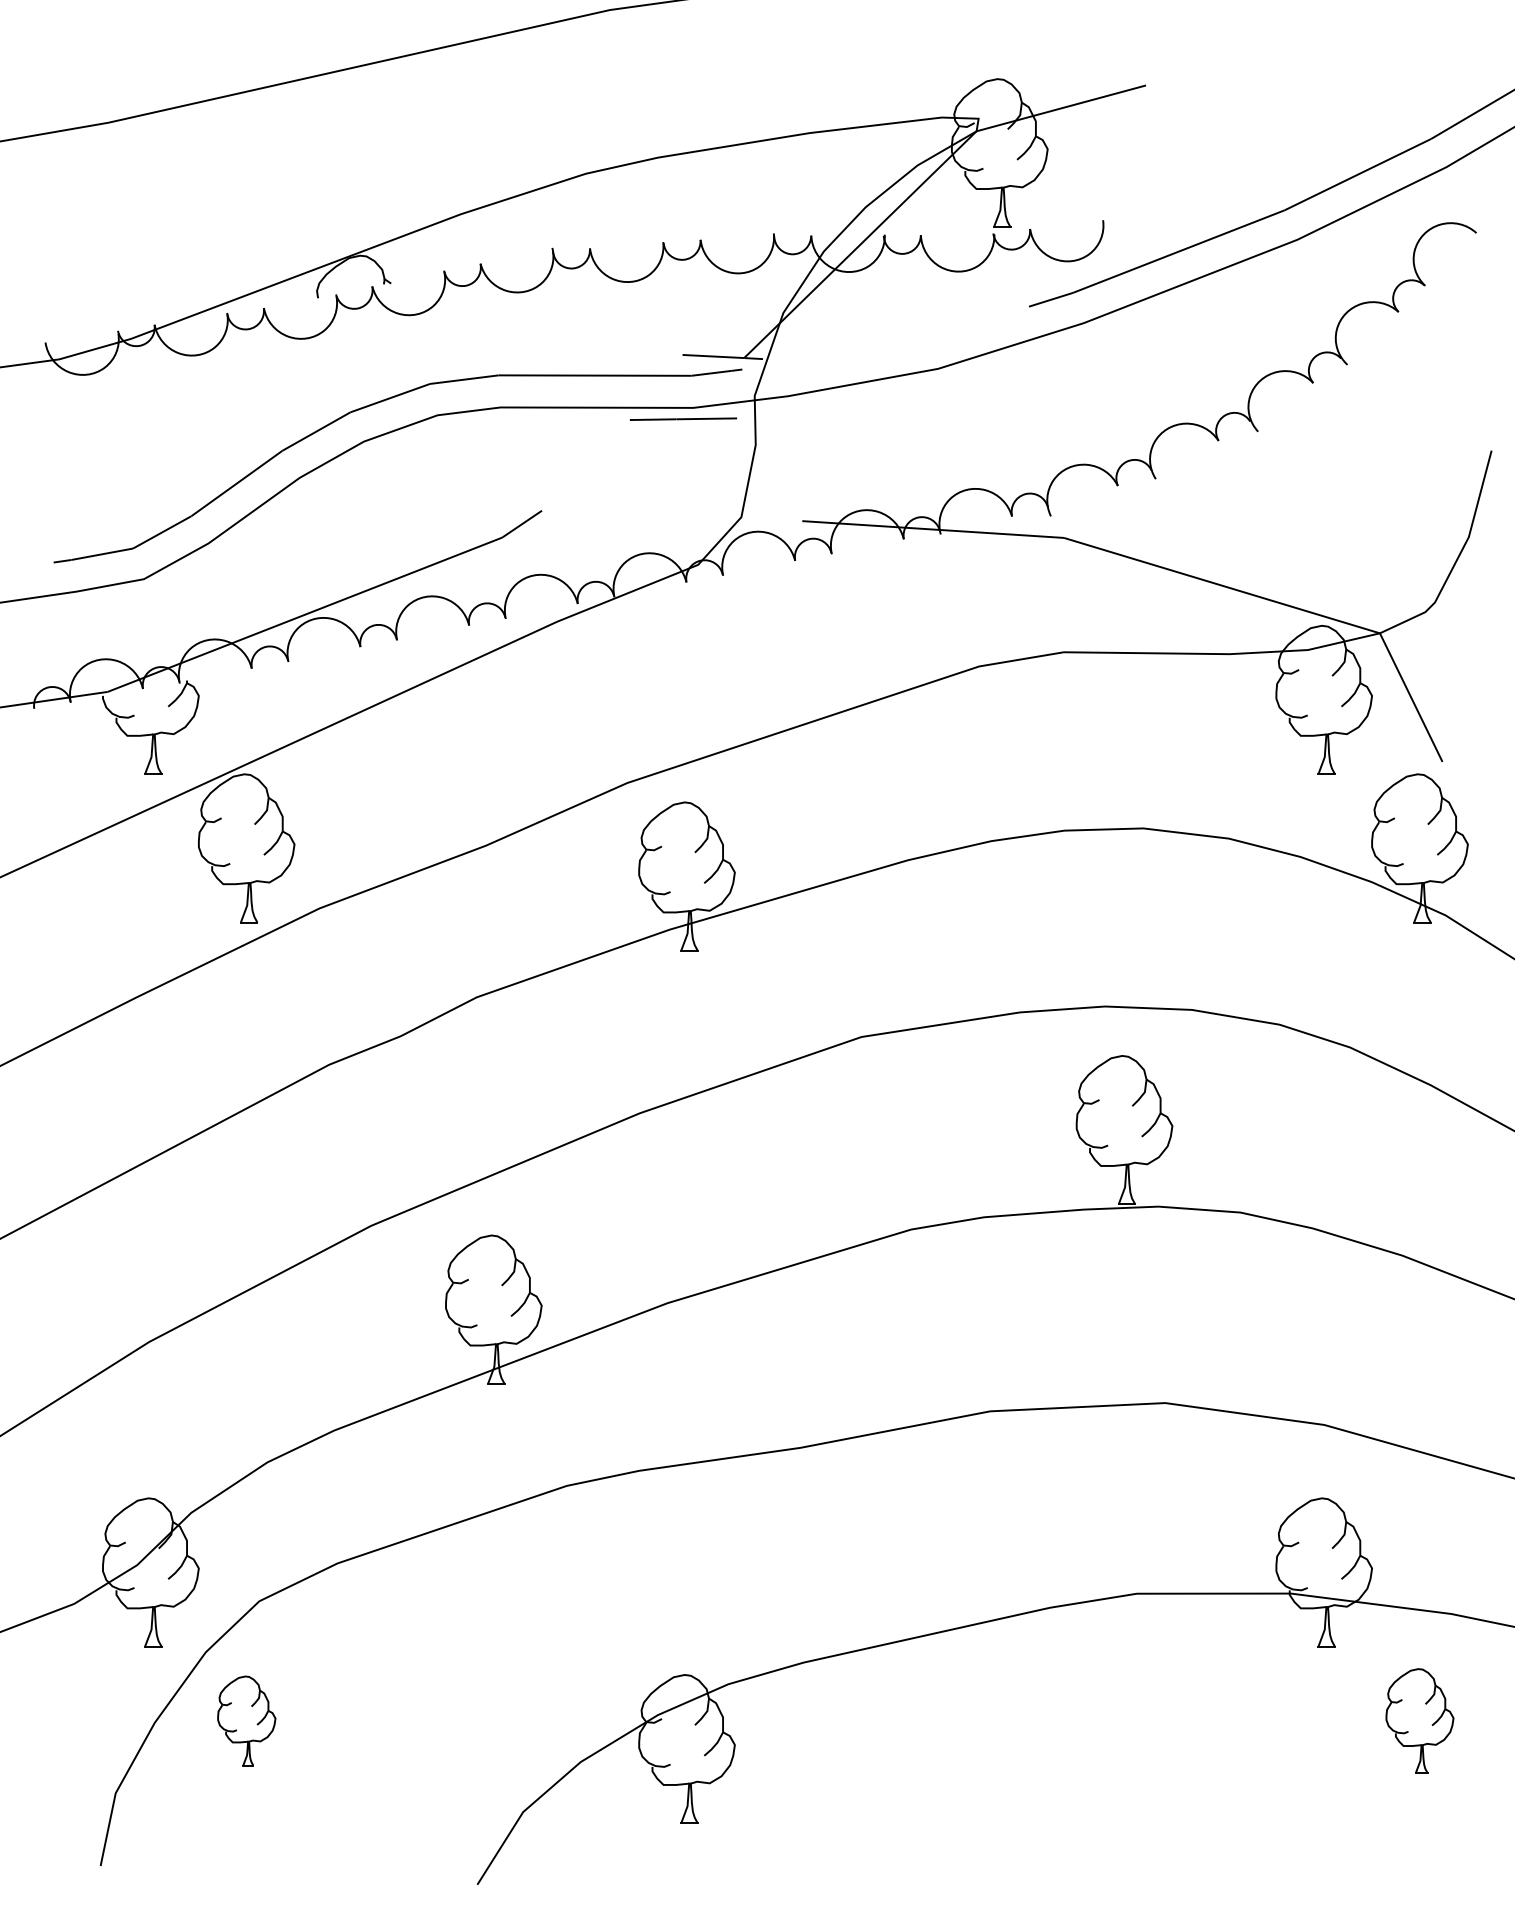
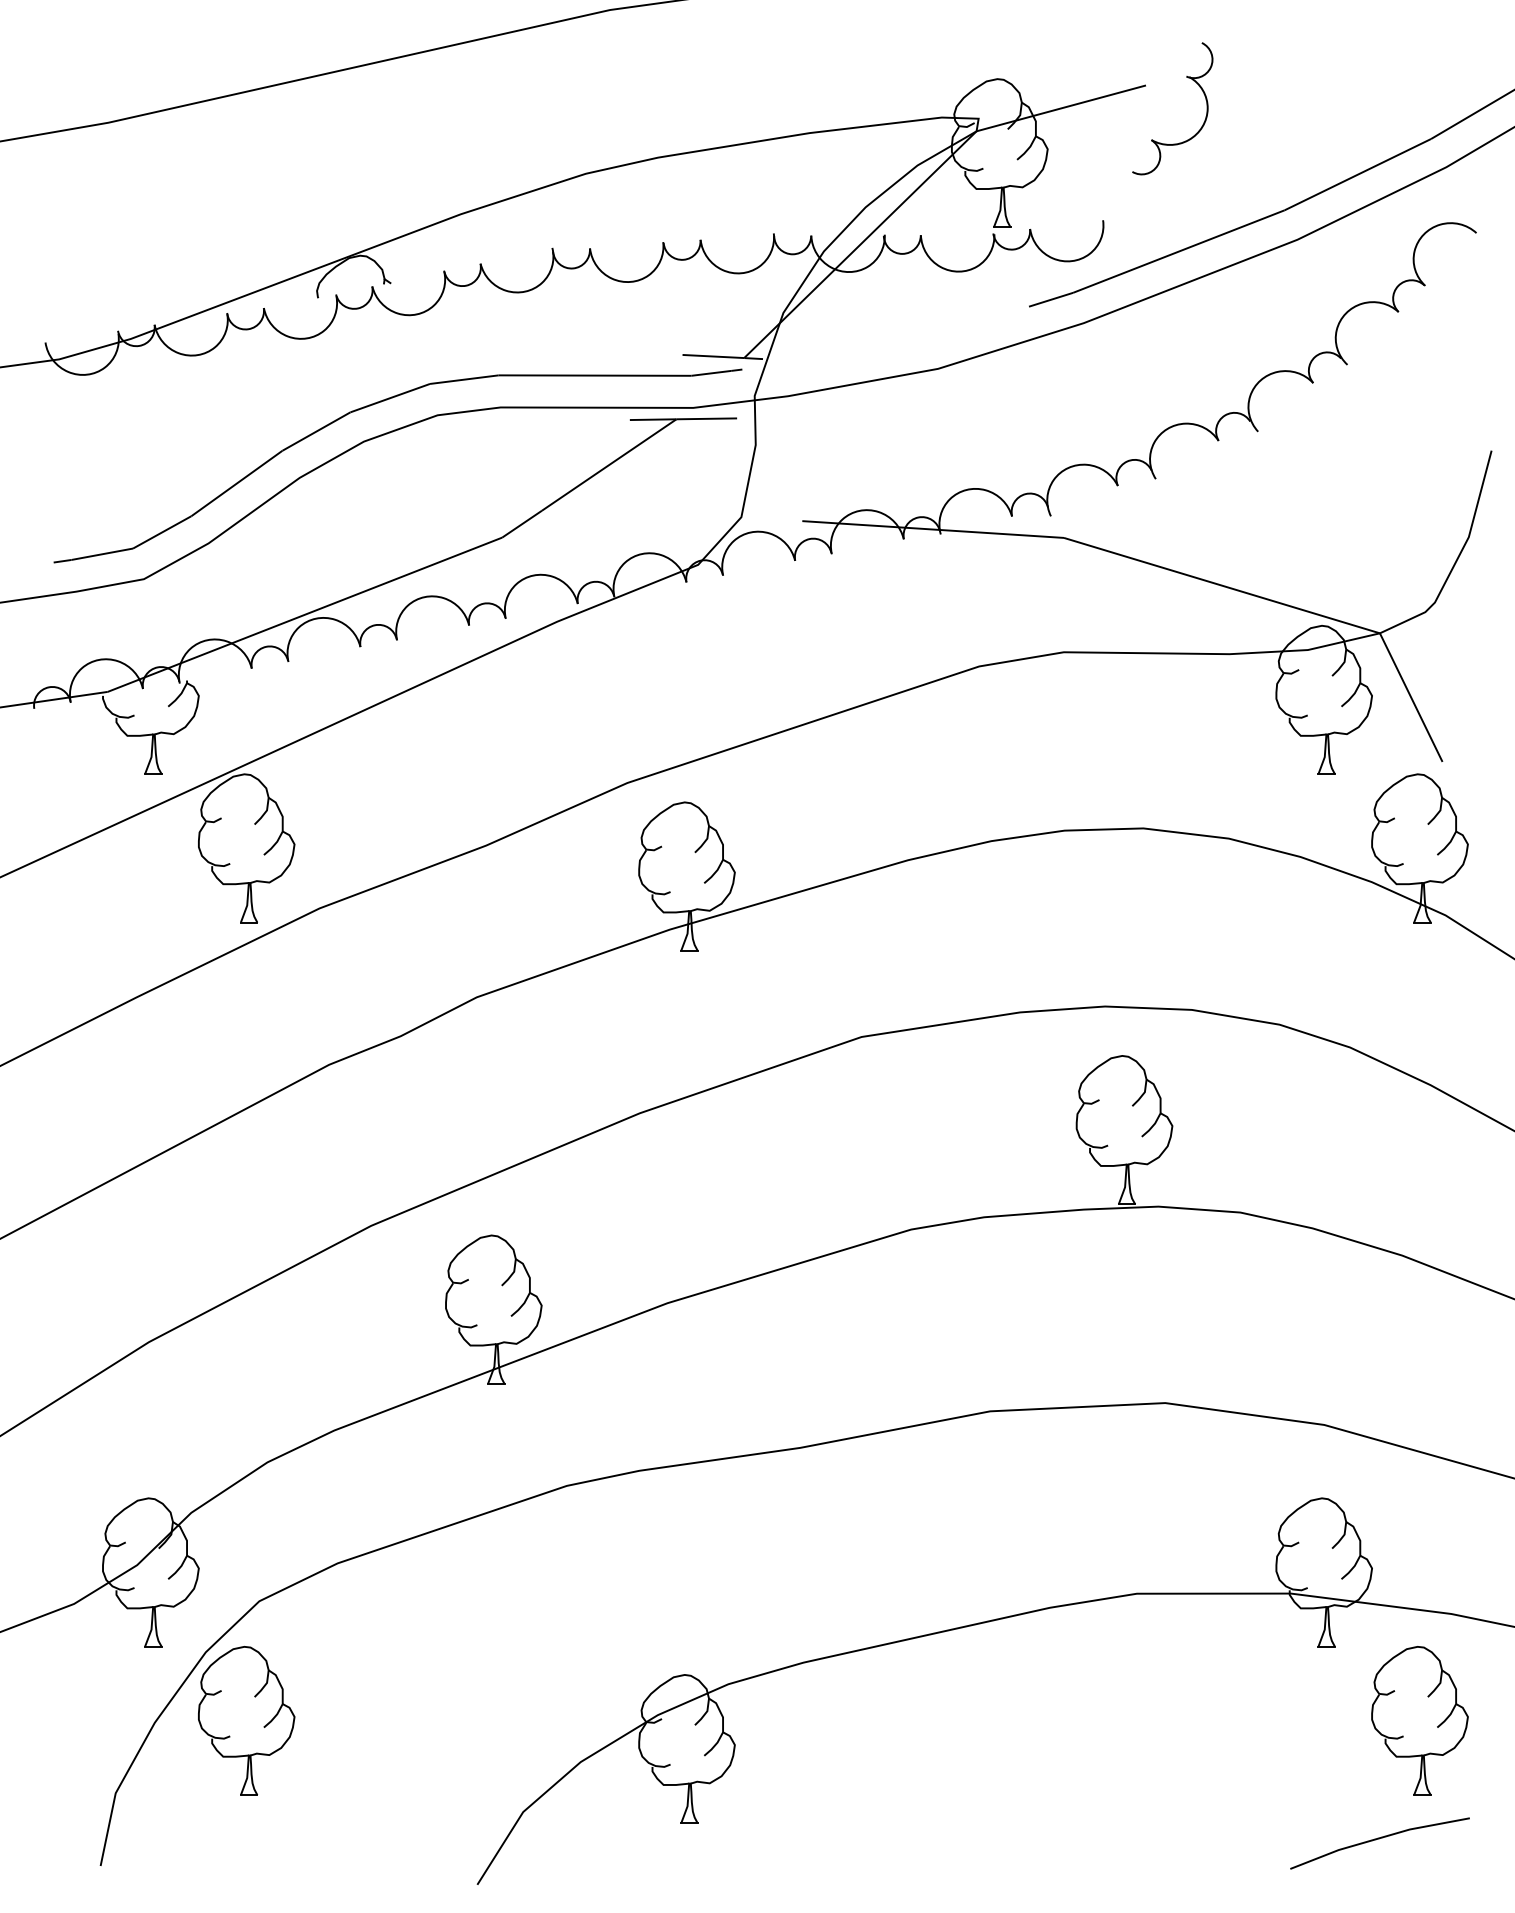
part: none -> present (1204, 119)
line: none -> present (609, 464)
part size: 60x92 px -> 98x150 px (246, 1720)
part size: 70x106 px -> 98x150 px (1419, 1720)
line: none -> present (1379, 1839)
